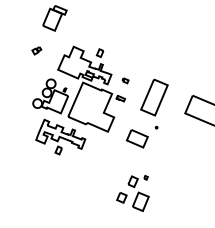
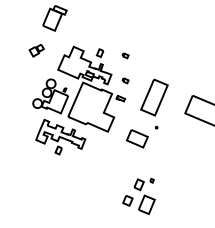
part size: 12x10 px -> 17x14 px (36, 50)
part: none -> present (125, 55)
part position: (132, 193) -> (138, 196) (138, 196)
